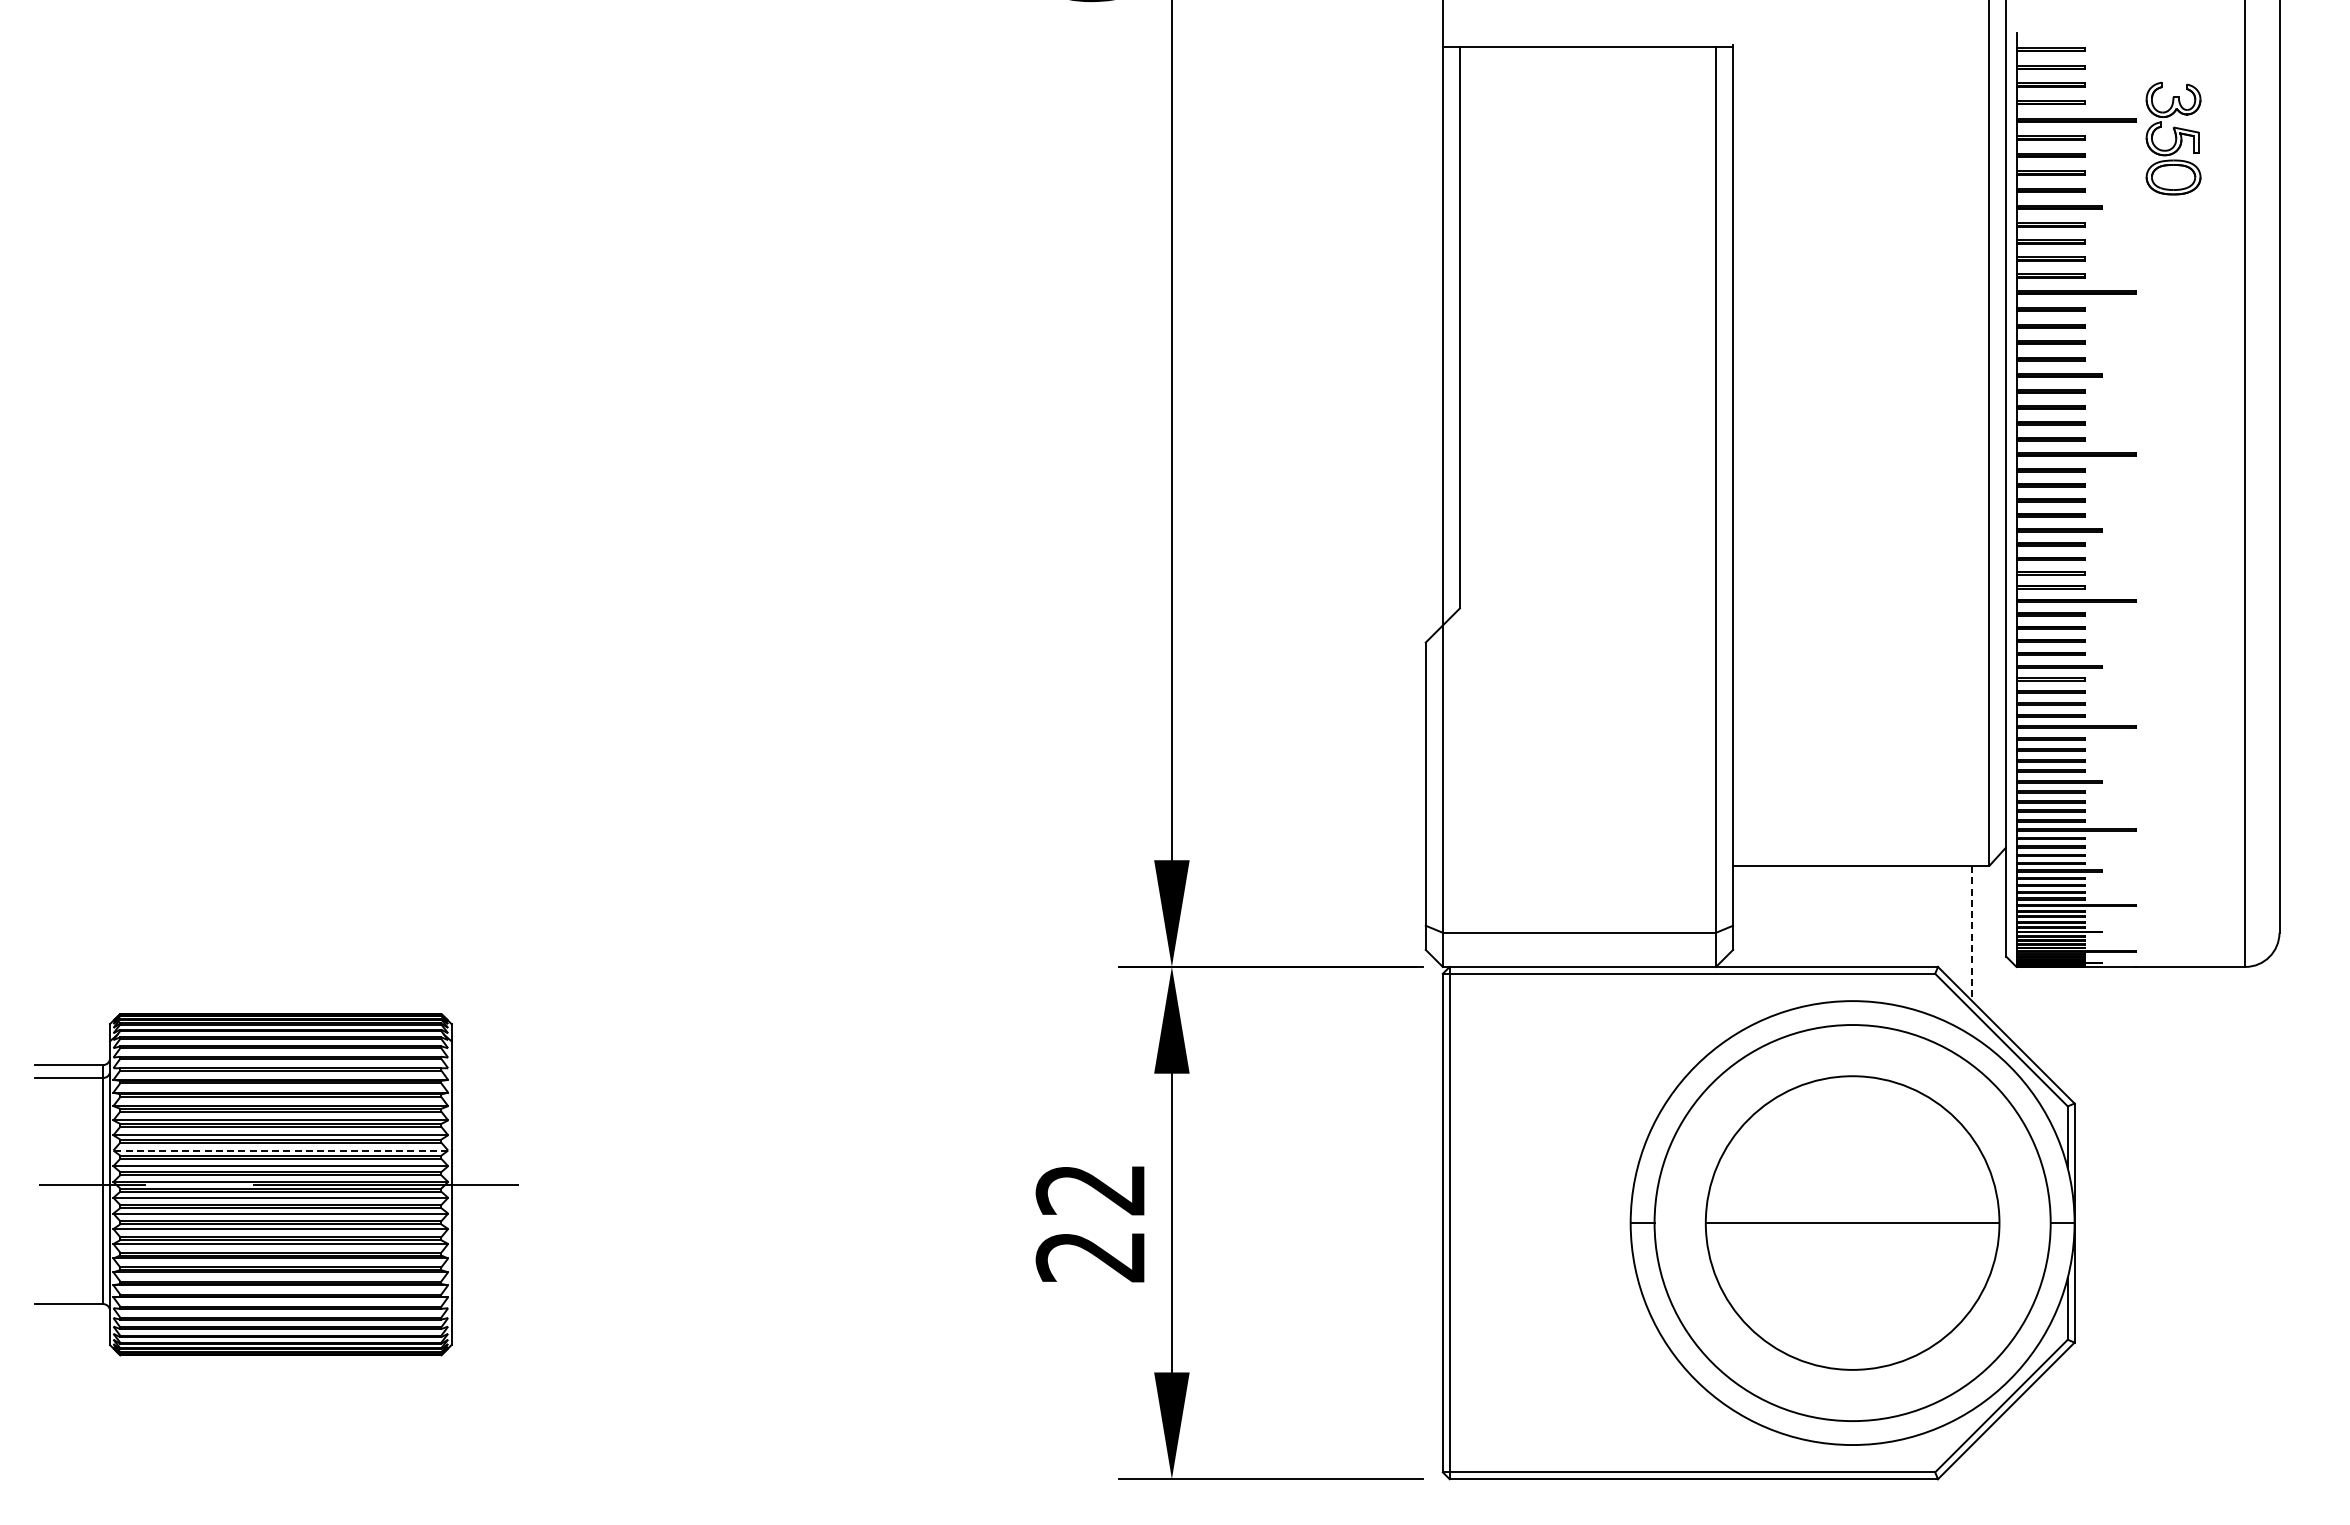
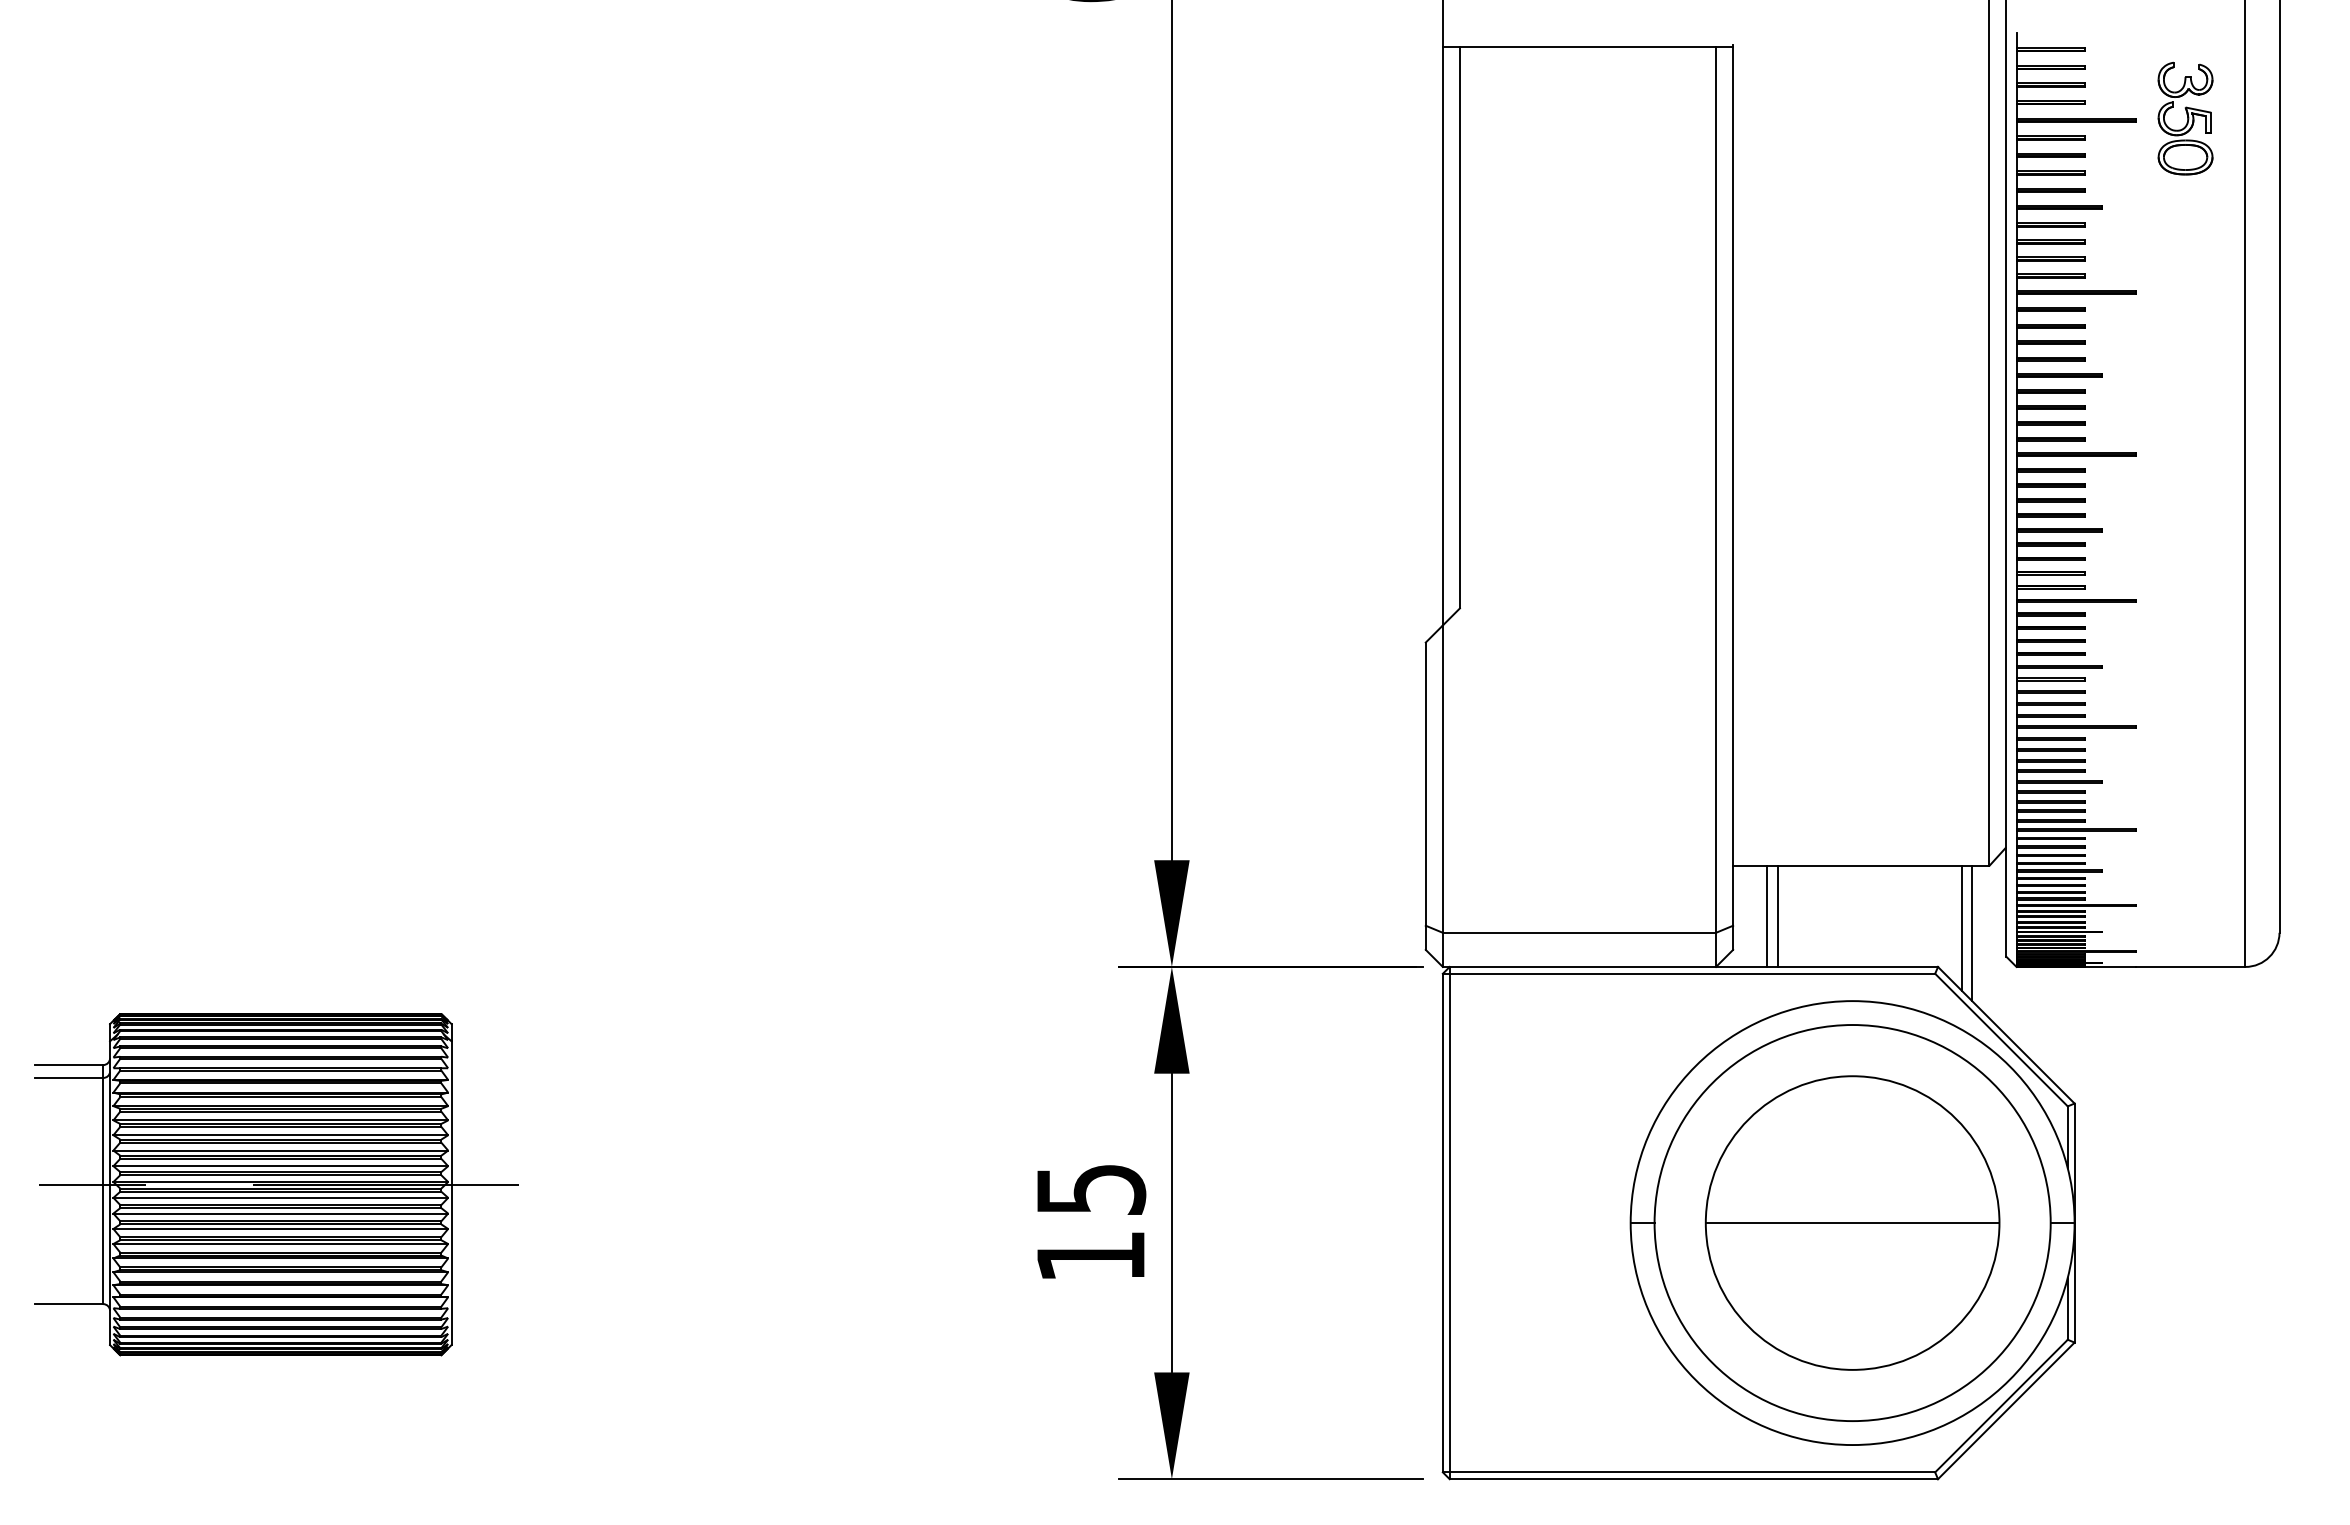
part position: (2173, 138) -> (2185, 118) (2185, 118)
line: none -> present (1767, 916)
line: none -> present (1777, 916)
line: none -> present (1961, 928)
line: dashed -> solid (1972, 933)
line: dashed -> solid (280, 1150)
text: 22 -> 15 (1090, 1223)
